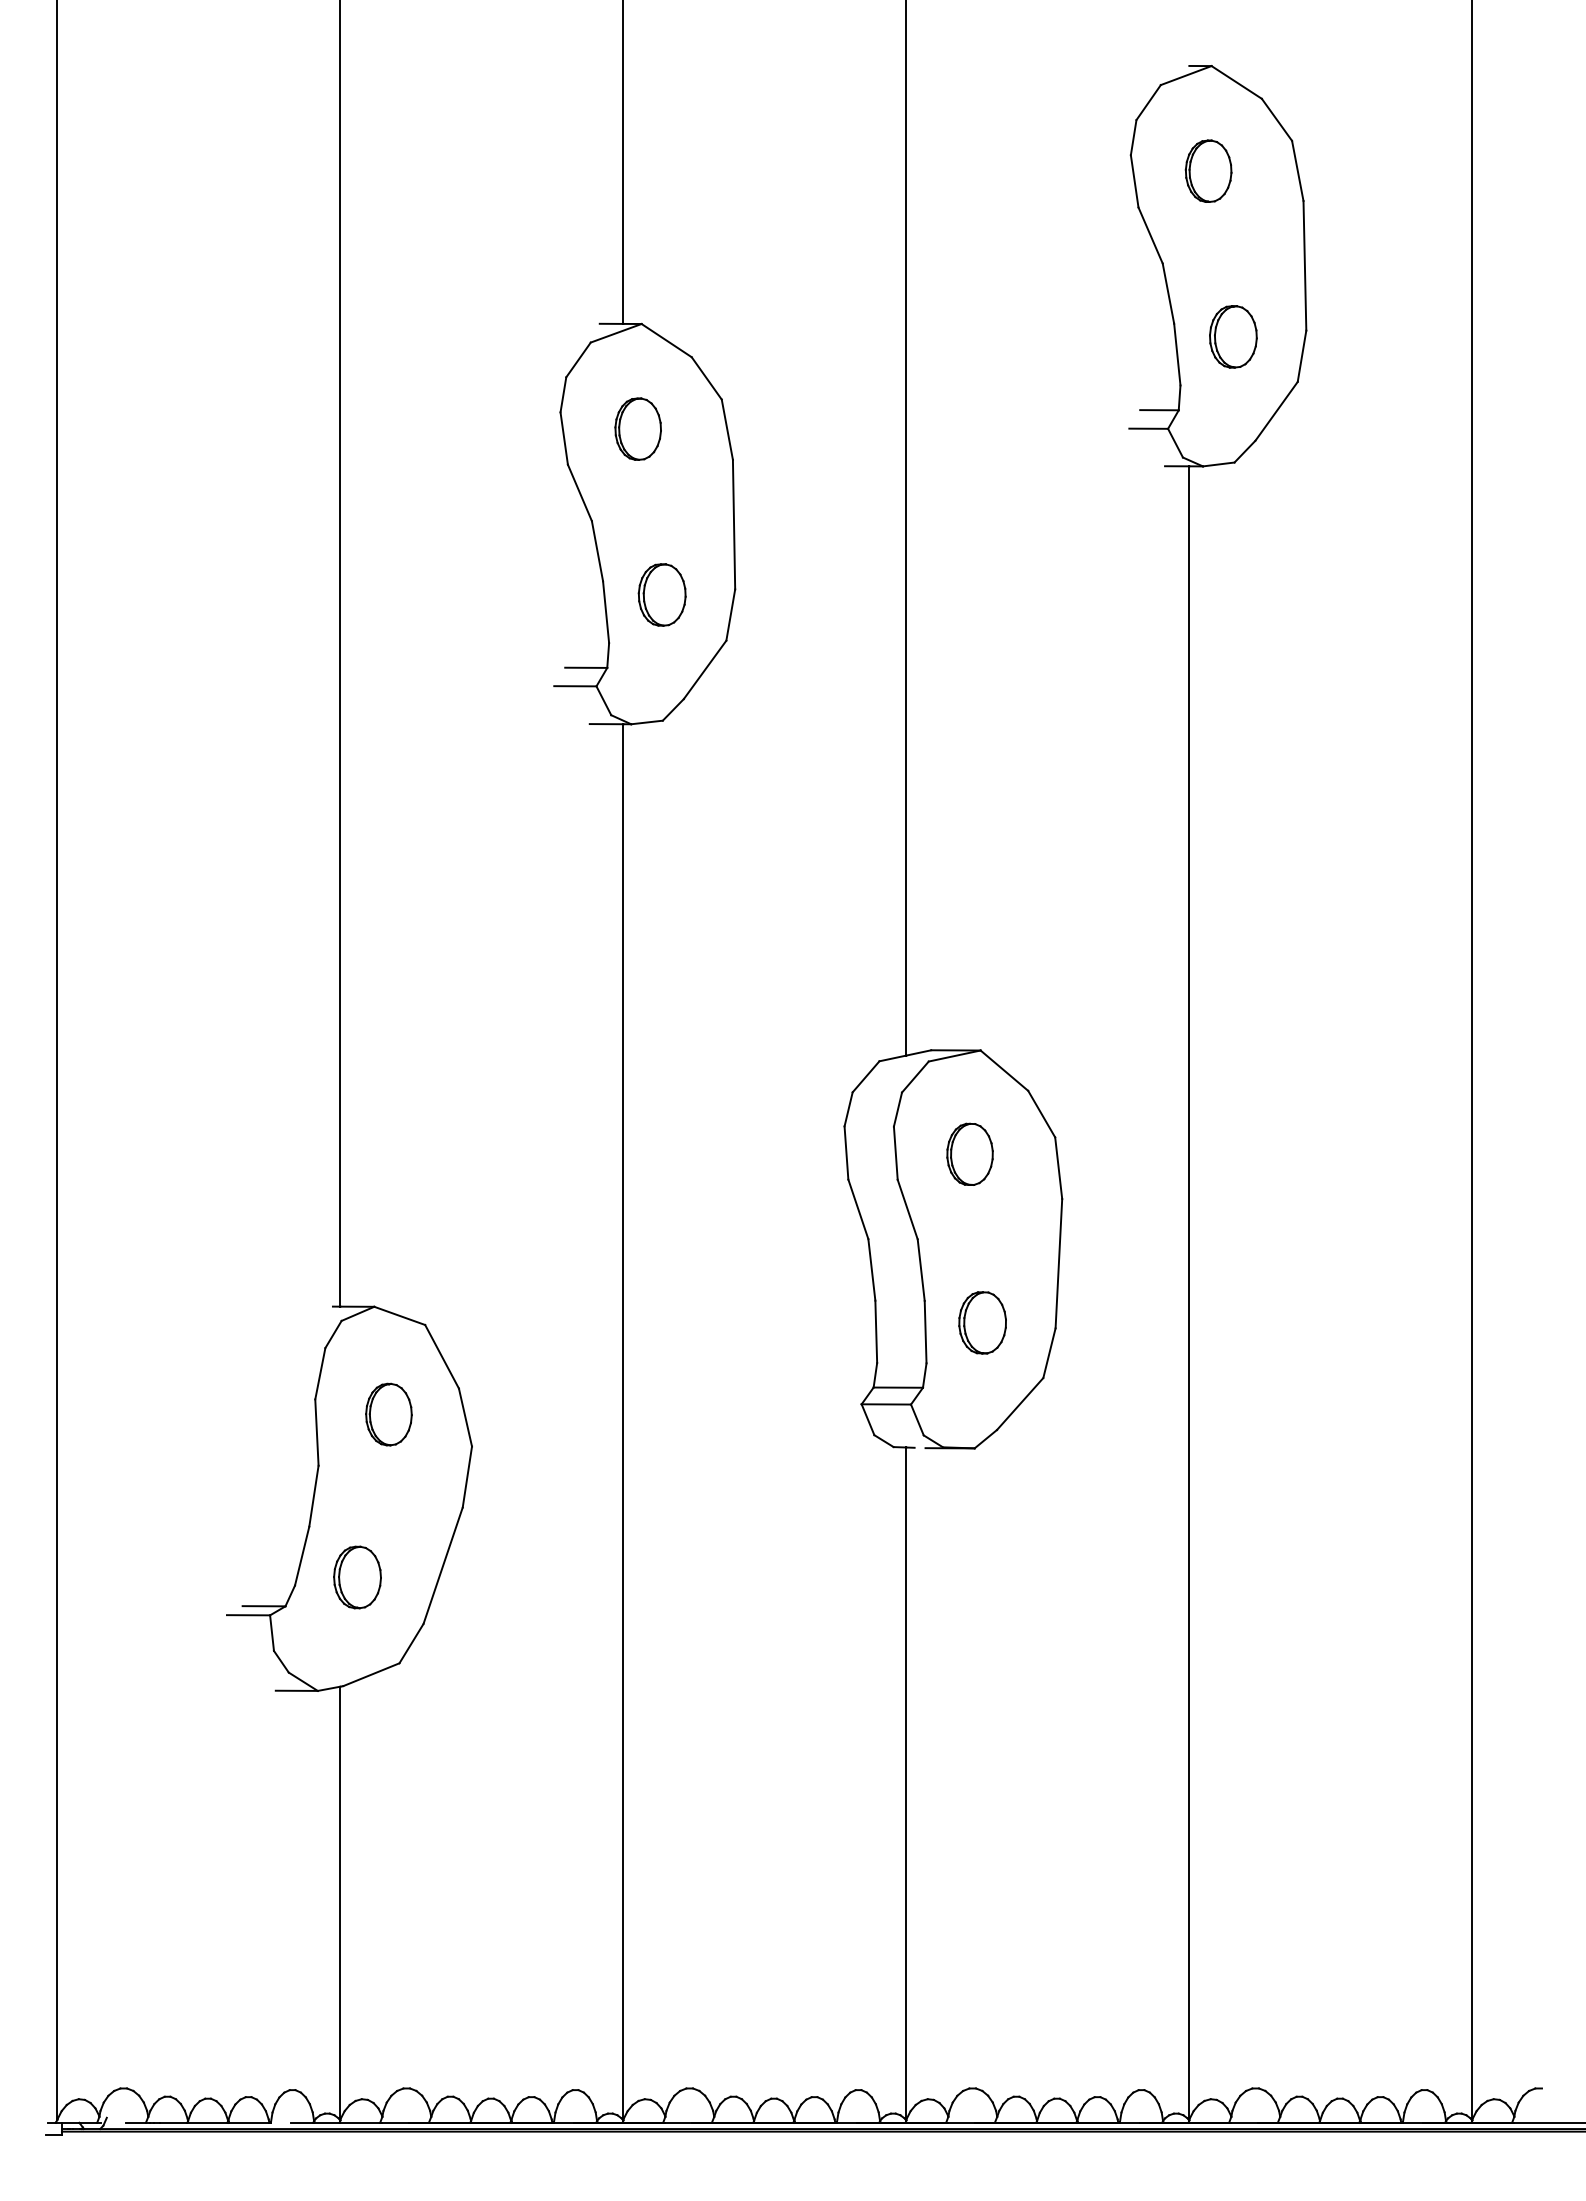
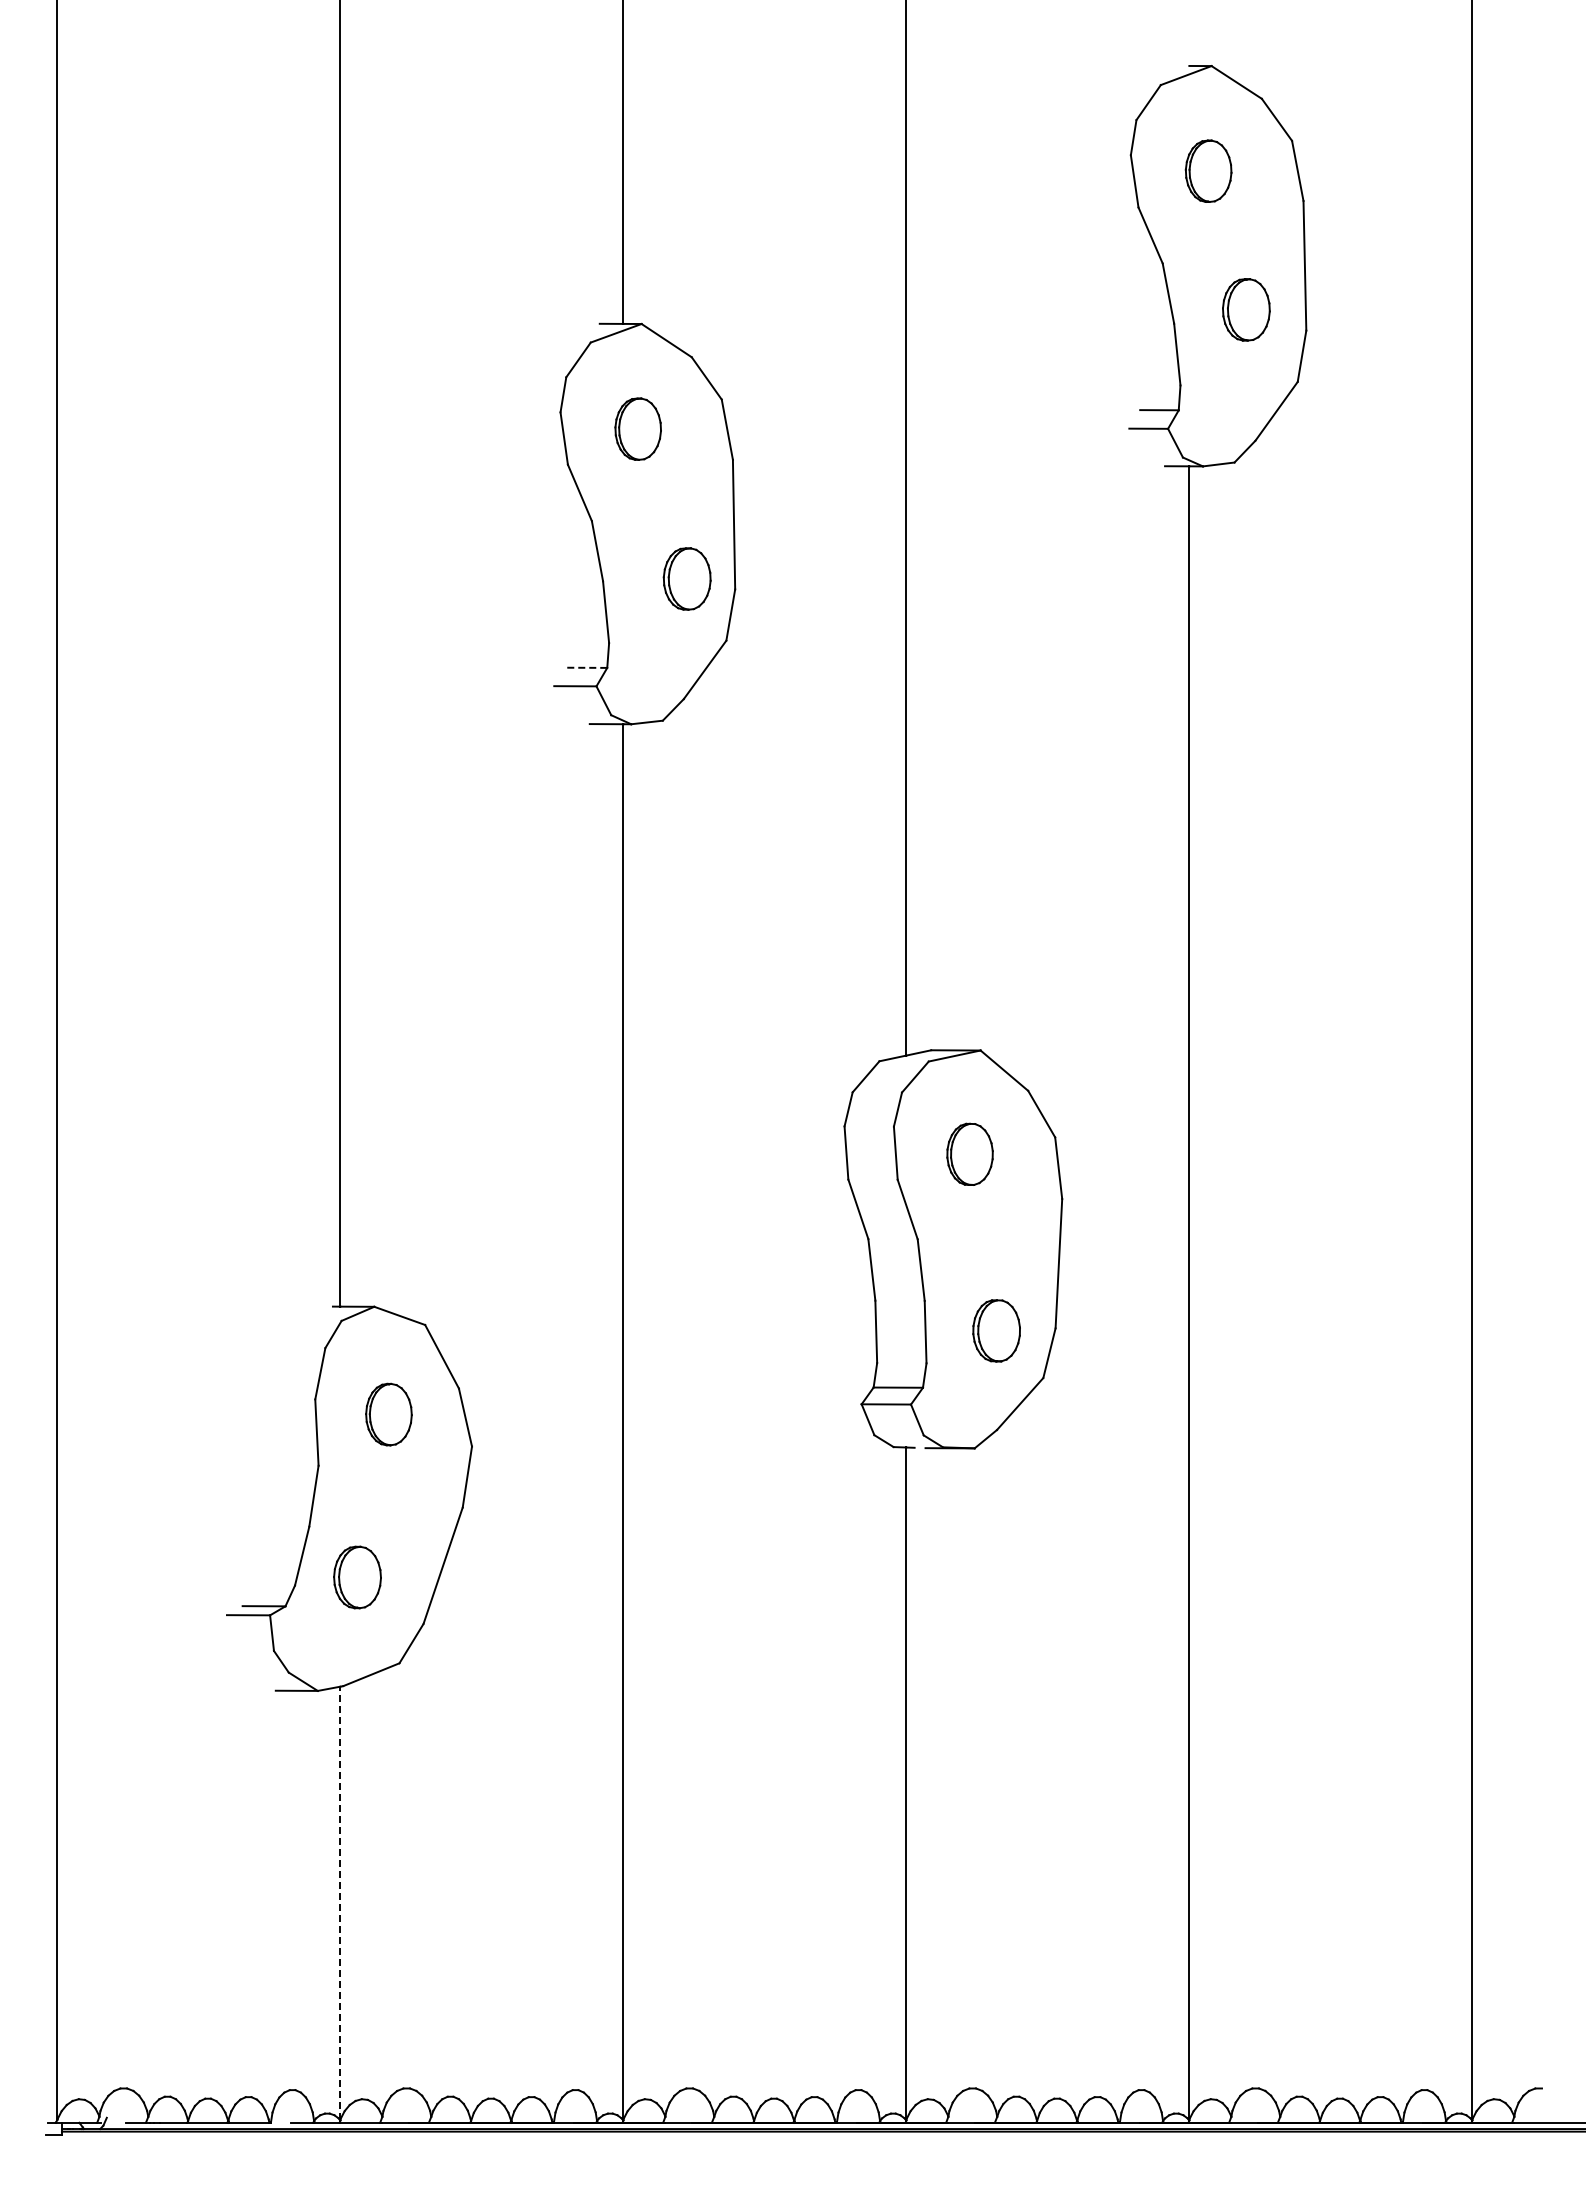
part position: (1233, 336) -> (1246, 309) (1246, 309)
part position: (661, 594) -> (686, 578) (686, 578)
line: solid -> dashed (585, 667)
part position: (982, 1322) -> (996, 1330) (996, 1330)
line: solid -> dashed (340, 1903)
